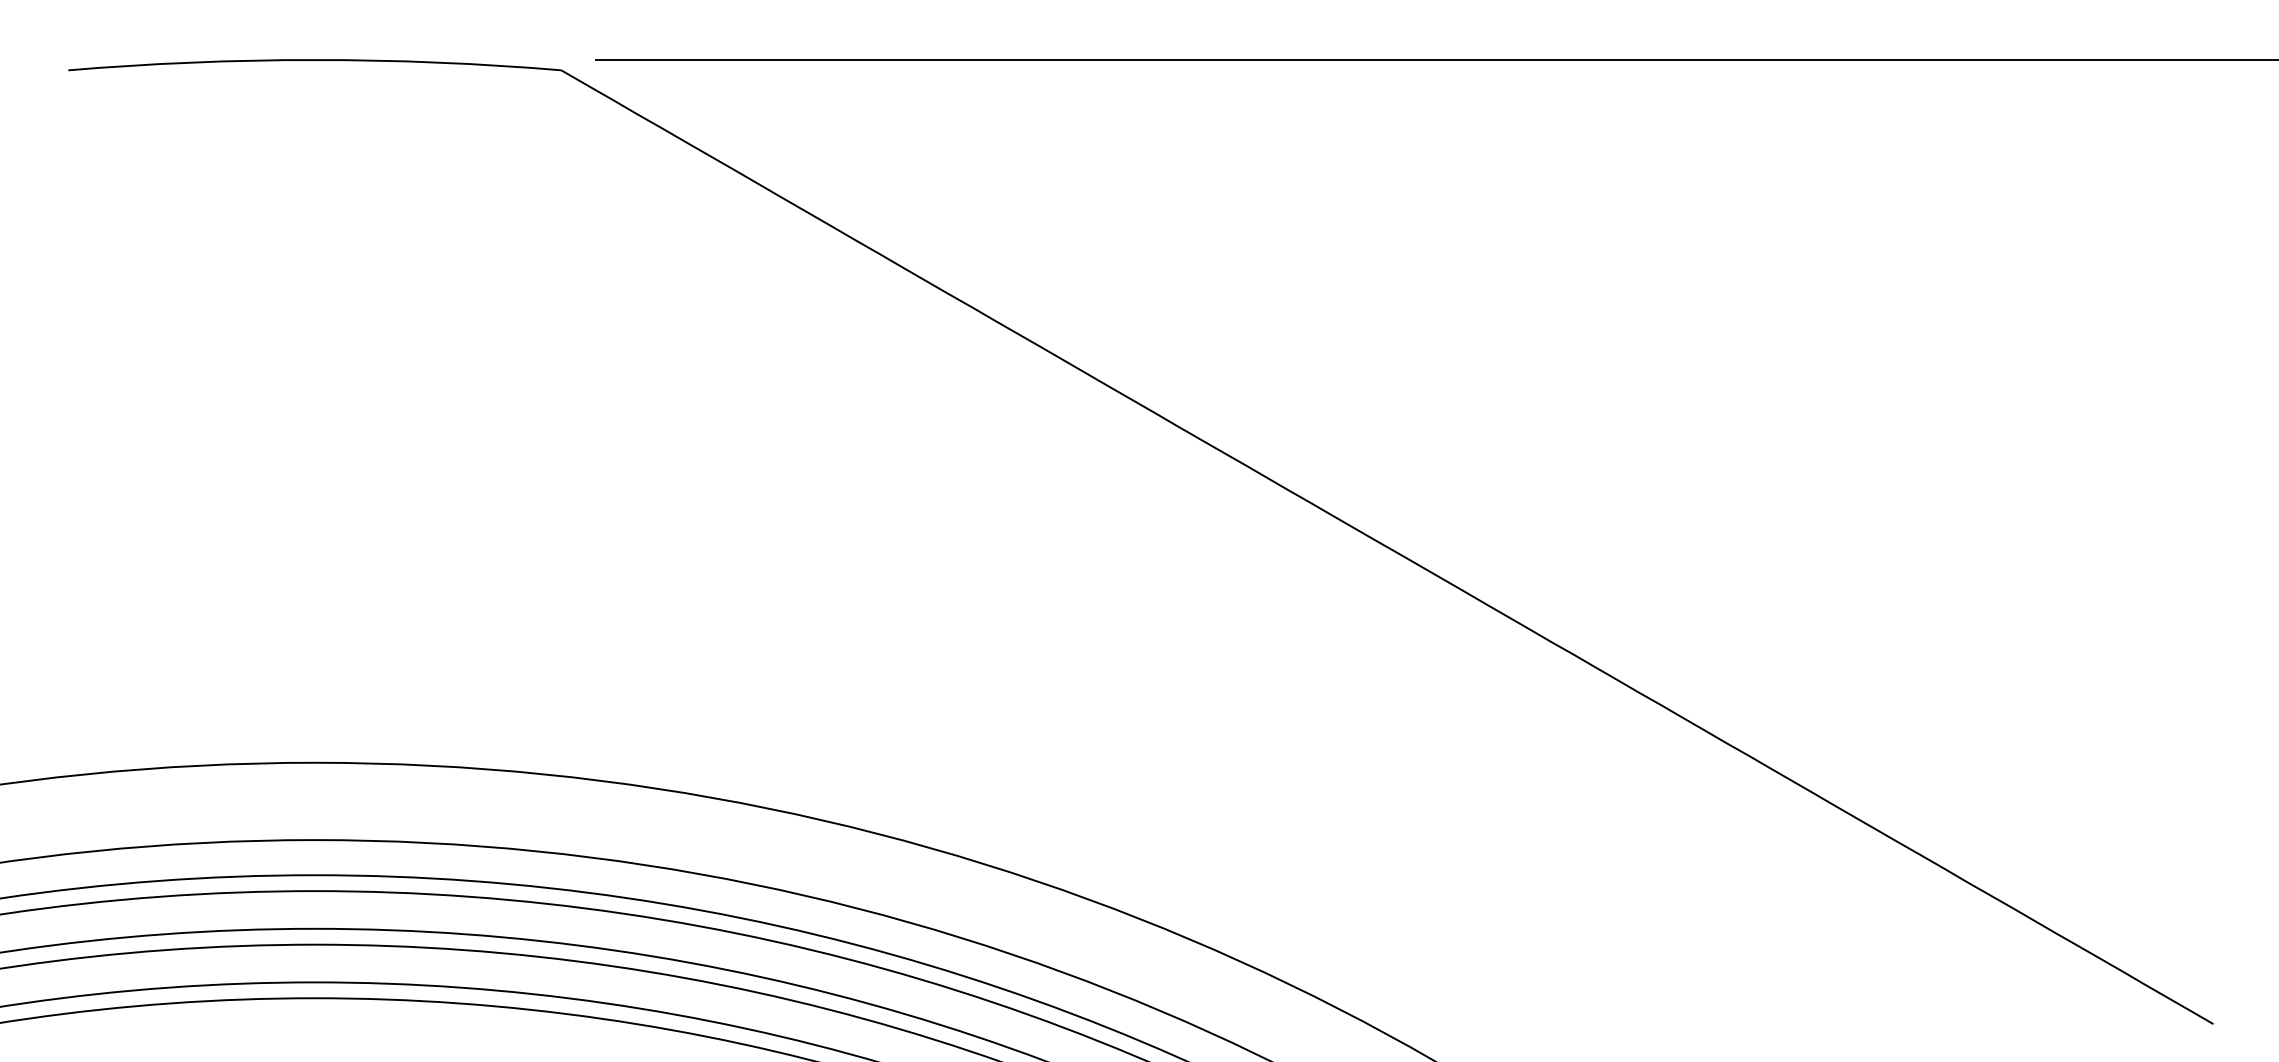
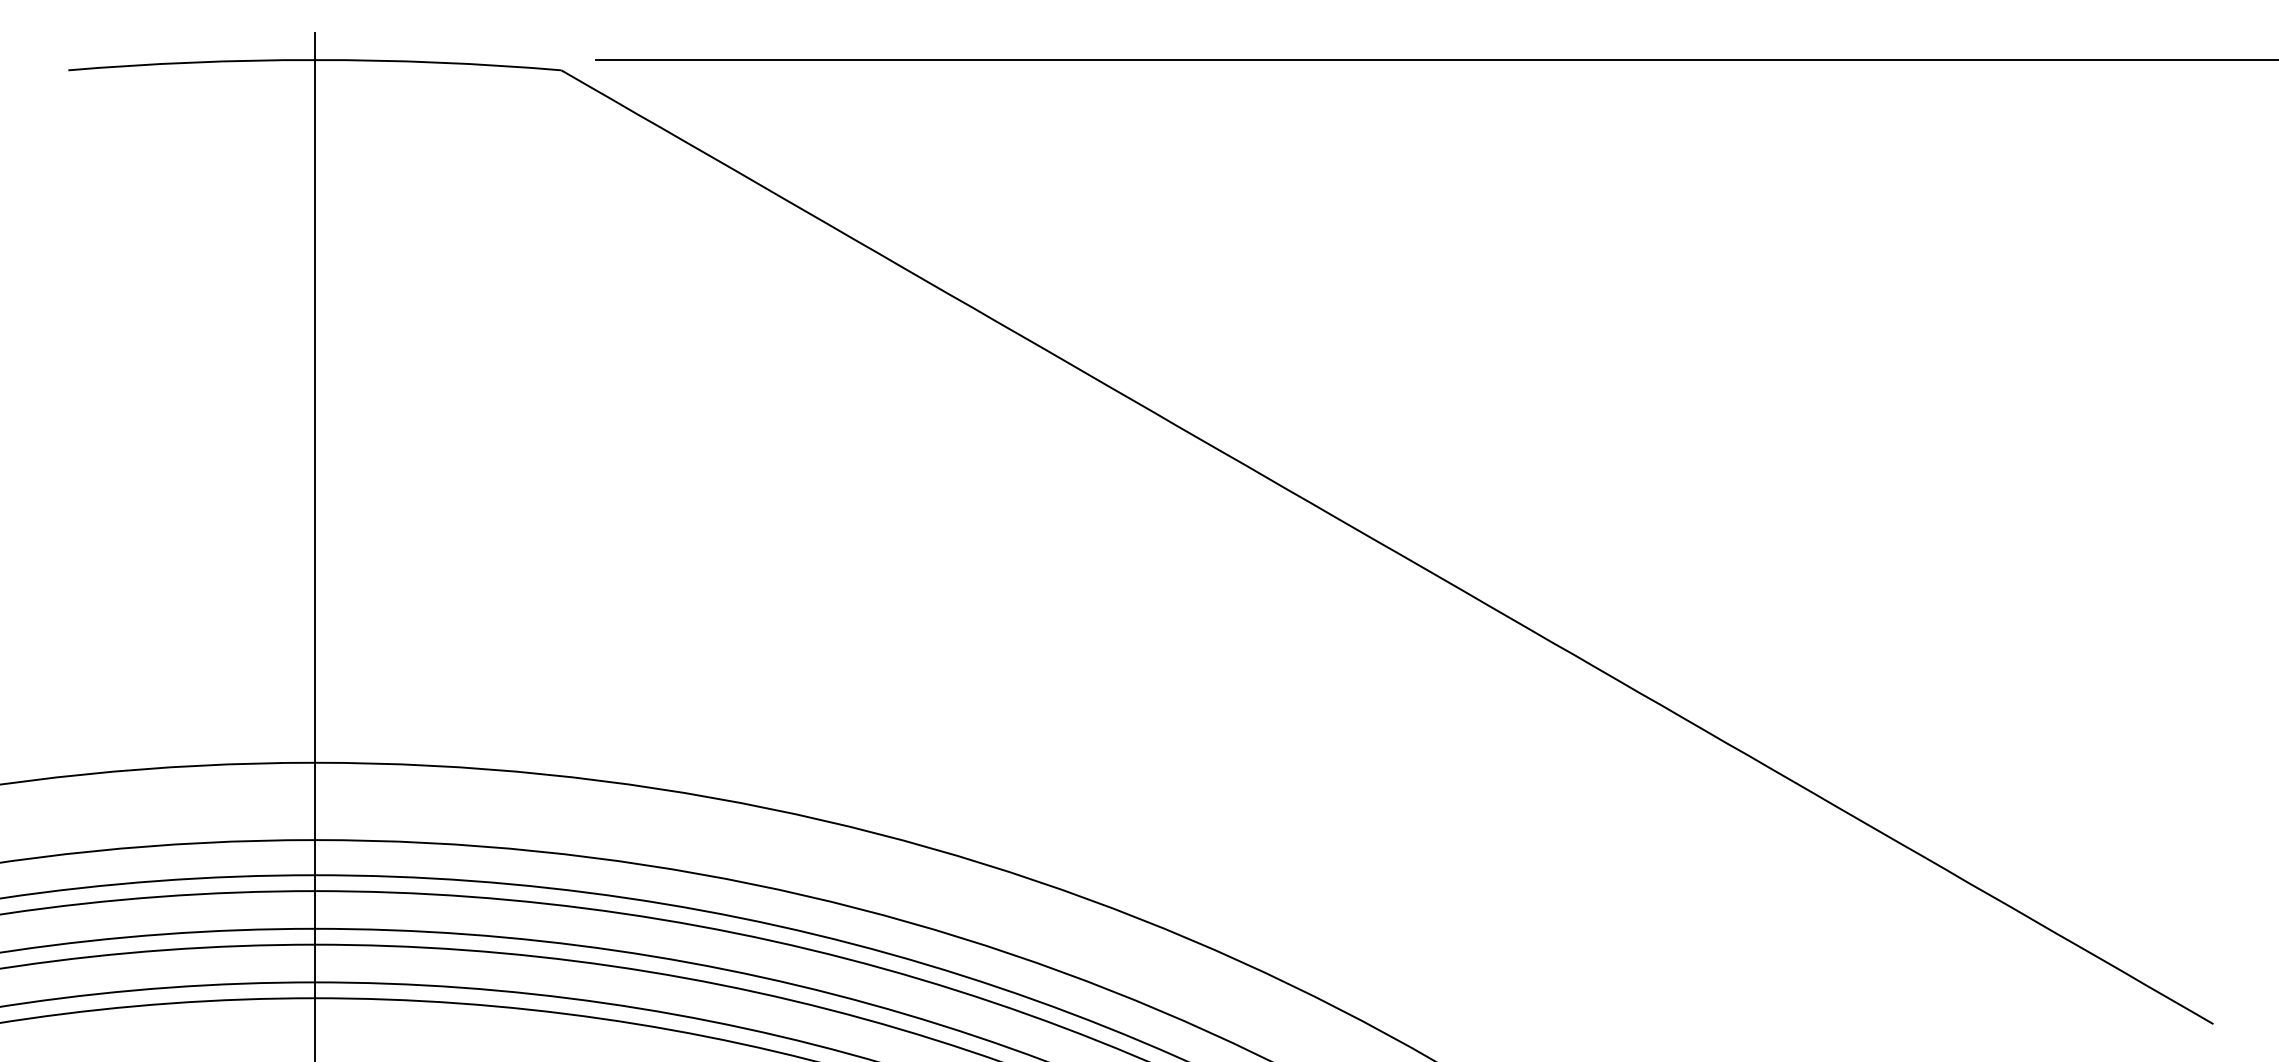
line: none -> present (314, 544)
